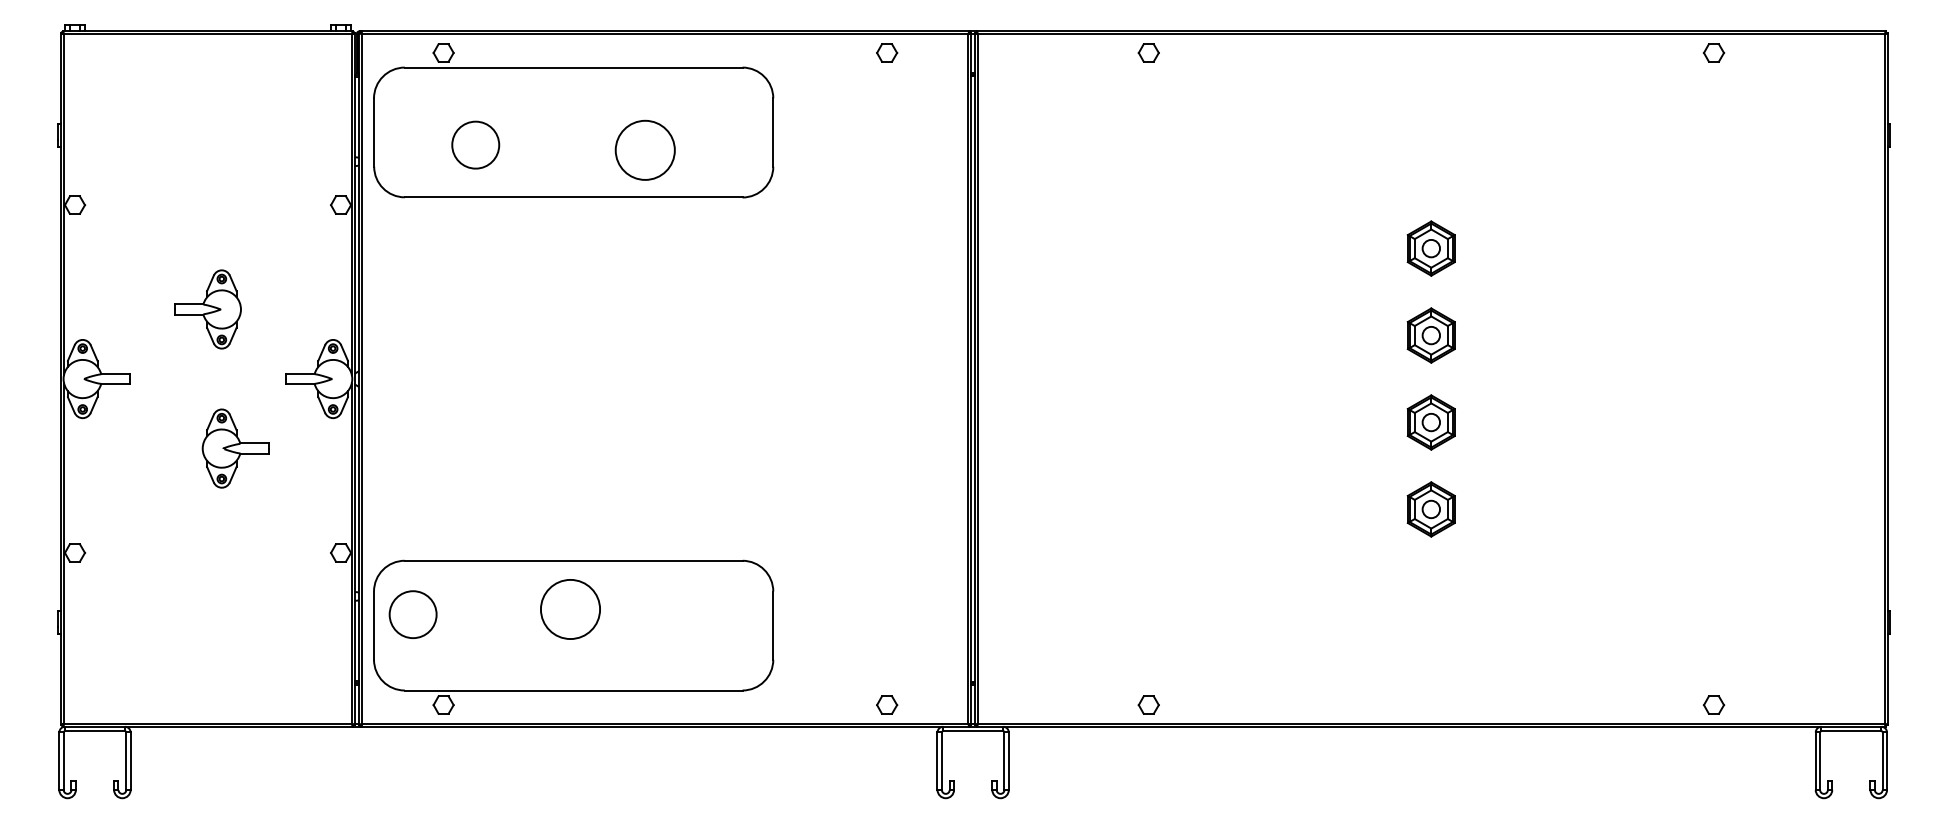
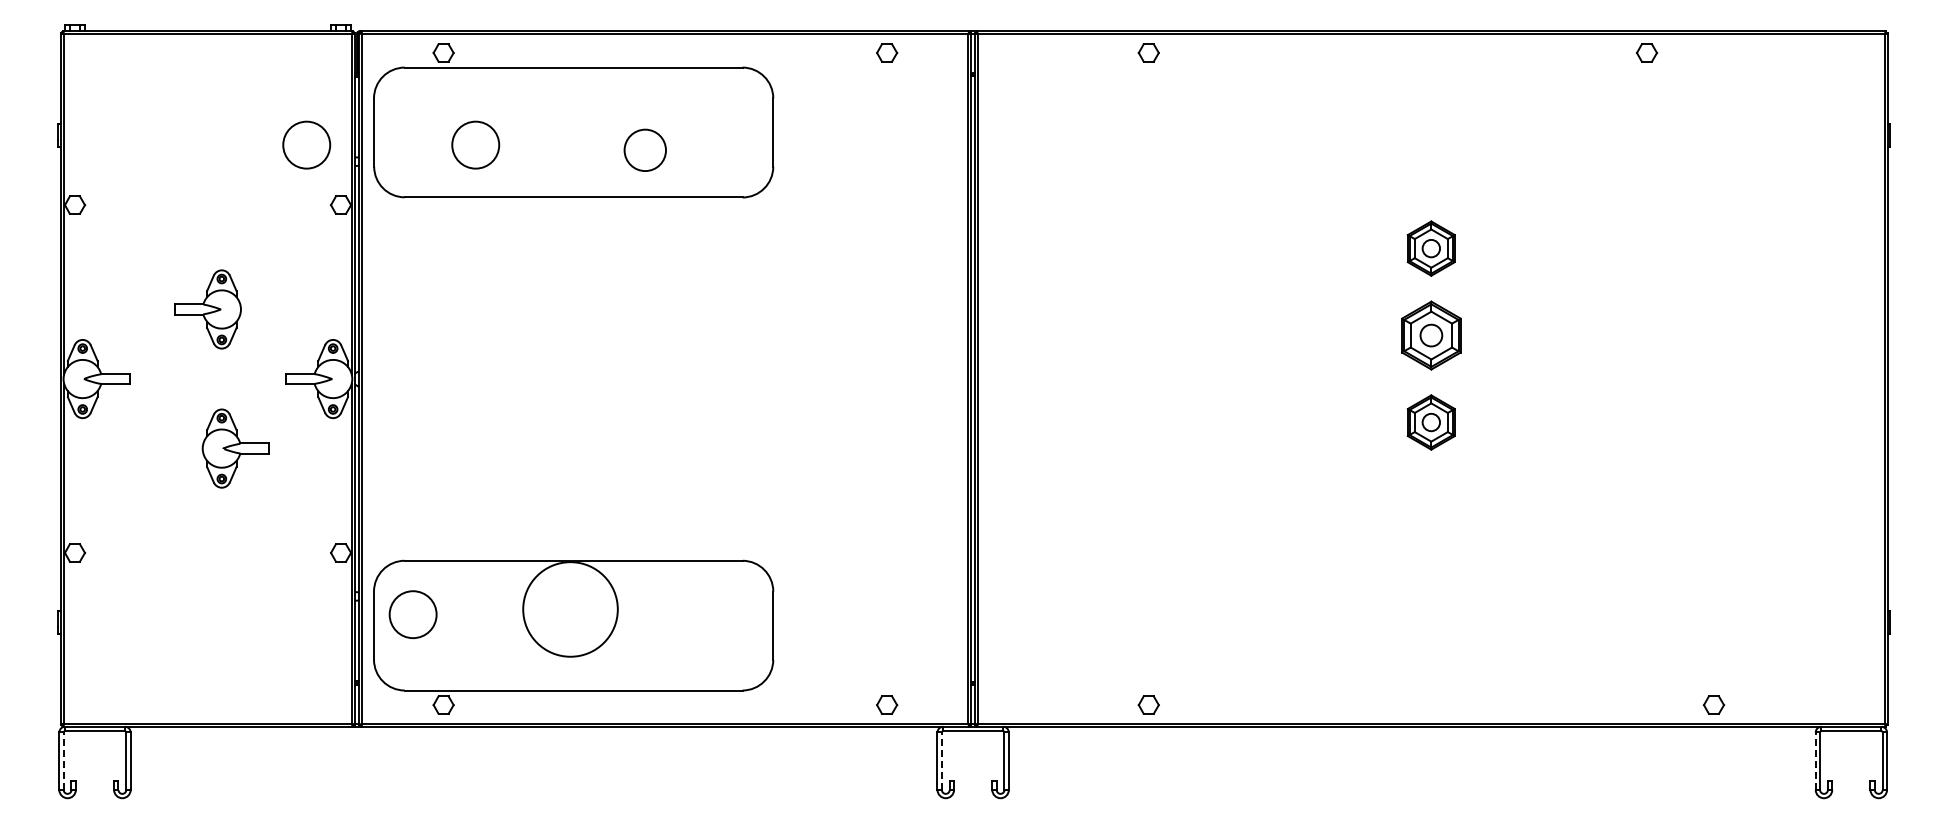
part position: (1714, 52) -> (1647, 52) (1647, 52)
circle: none -> present (306, 144)
circle diameter: 59 px -> 41 px (645, 150)
part size: 50x57 px -> 61x71 px (1431, 335)
part: present -> none (1430, 509)
circle diameter: 59 px -> 95 px (570, 609)
line: solid -> dashed (63, 761)
line: solid -> dashed (941, 761)
line: solid -> dashed (1815, 761)
